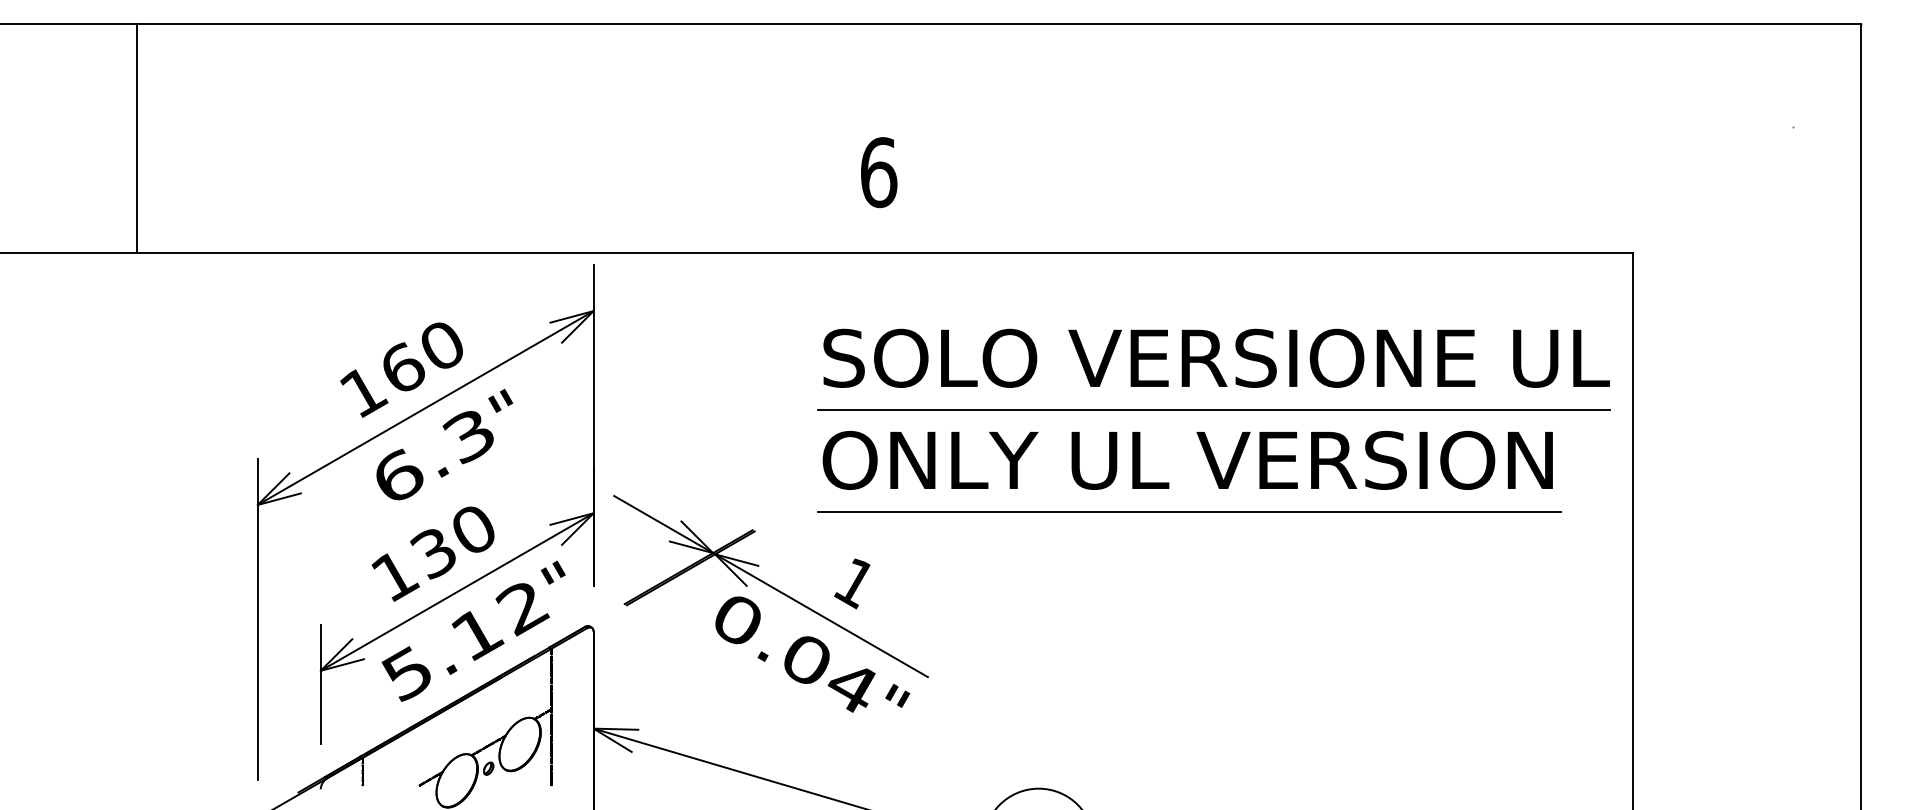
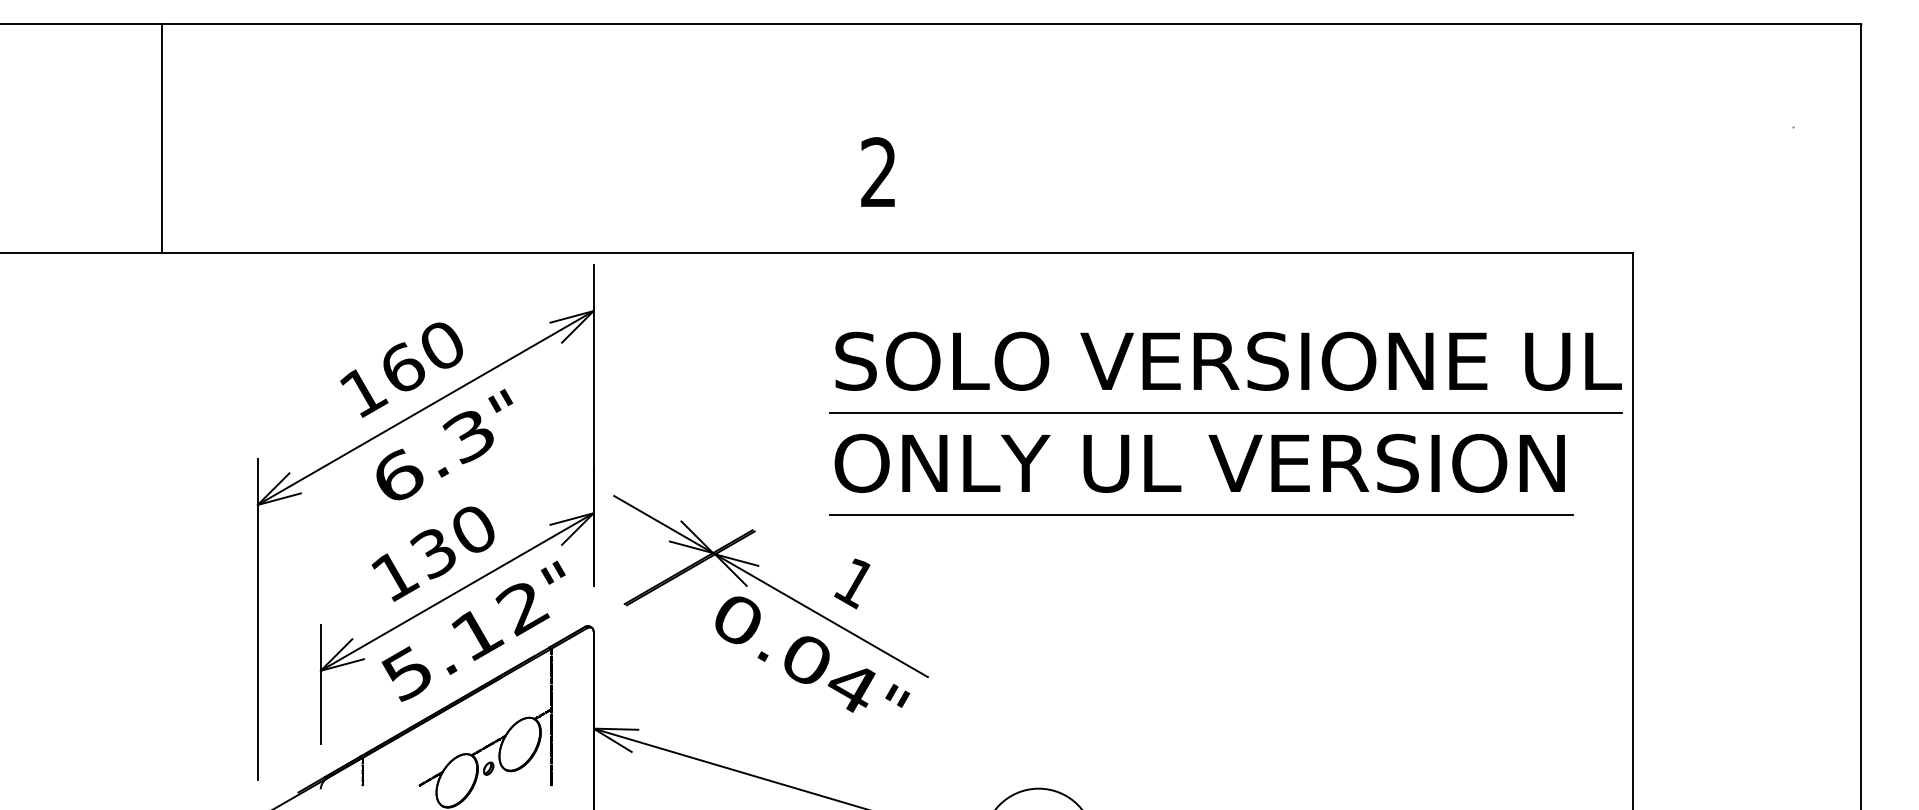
line position: (137, 138) -> (162, 138) (162, 138)
text: 6 -> 2 (879, 172)
part position: (1213, 410) -> (1225, 413) (1225, 413)
